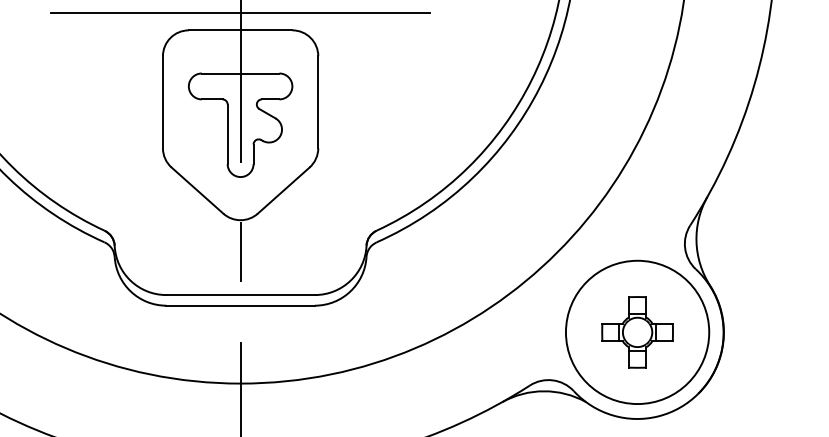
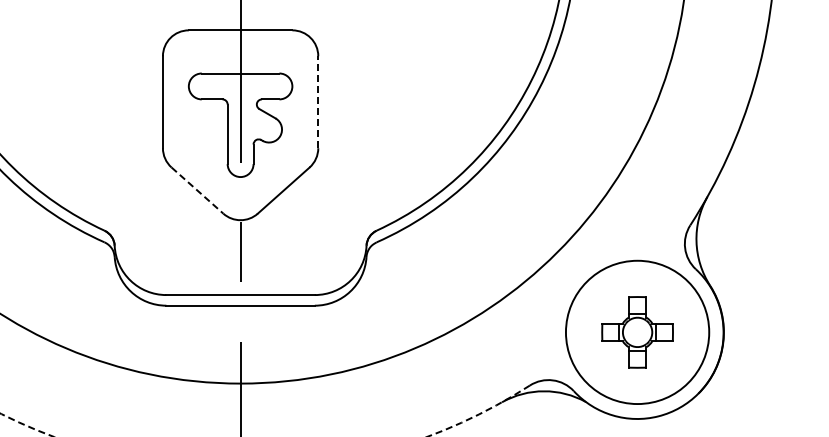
line: present -> none (240, 13)
line: solid -> dashed (318, 102)
line: solid -> dashed (197, 190)
arc: solid -> dashed (453, 426)
